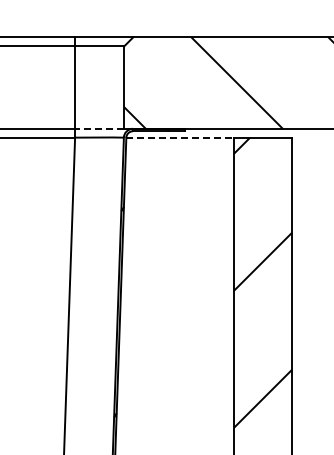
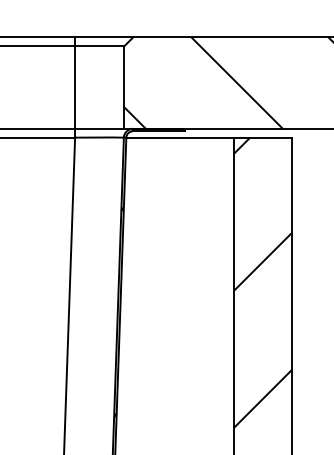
line: dashed -> solid (99, 128)
line: dashed -> solid (180, 137)
